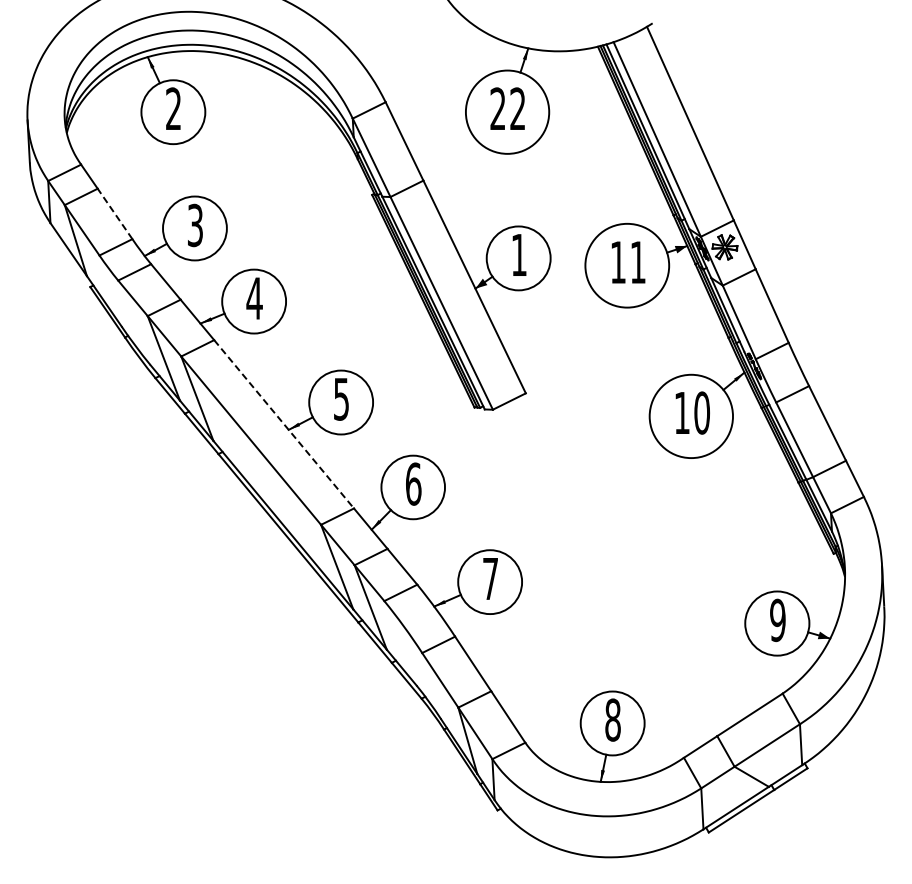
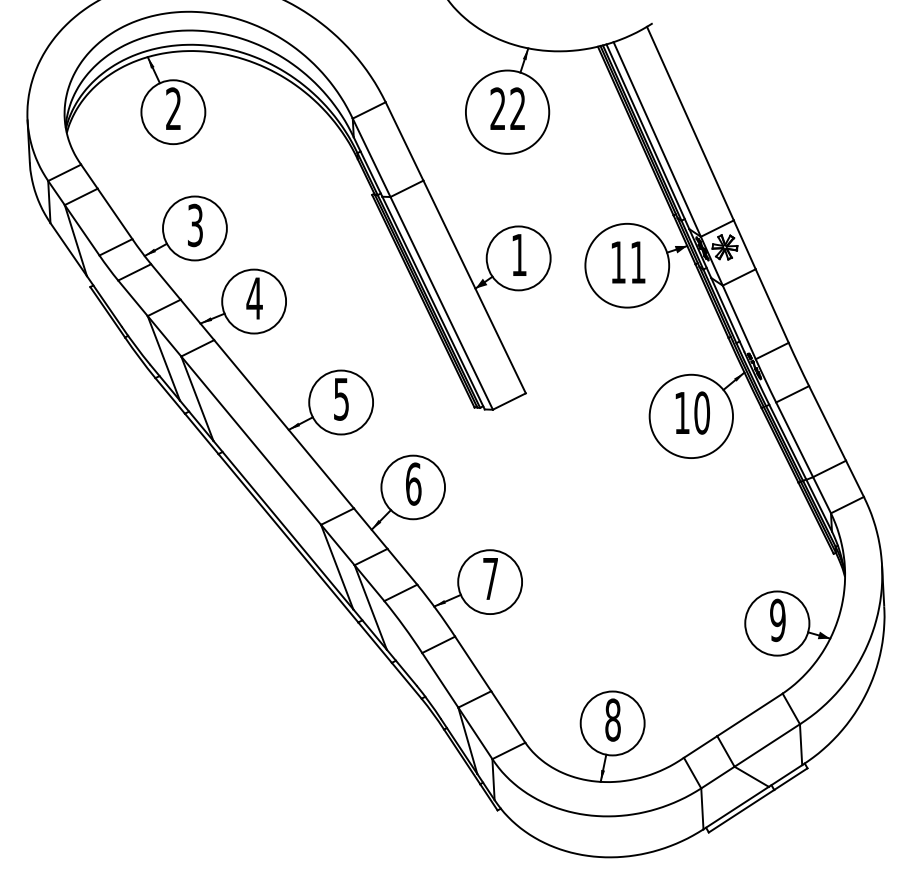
line: dashed -> solid (115, 213)
line: dashed -> solid (284, 424)
